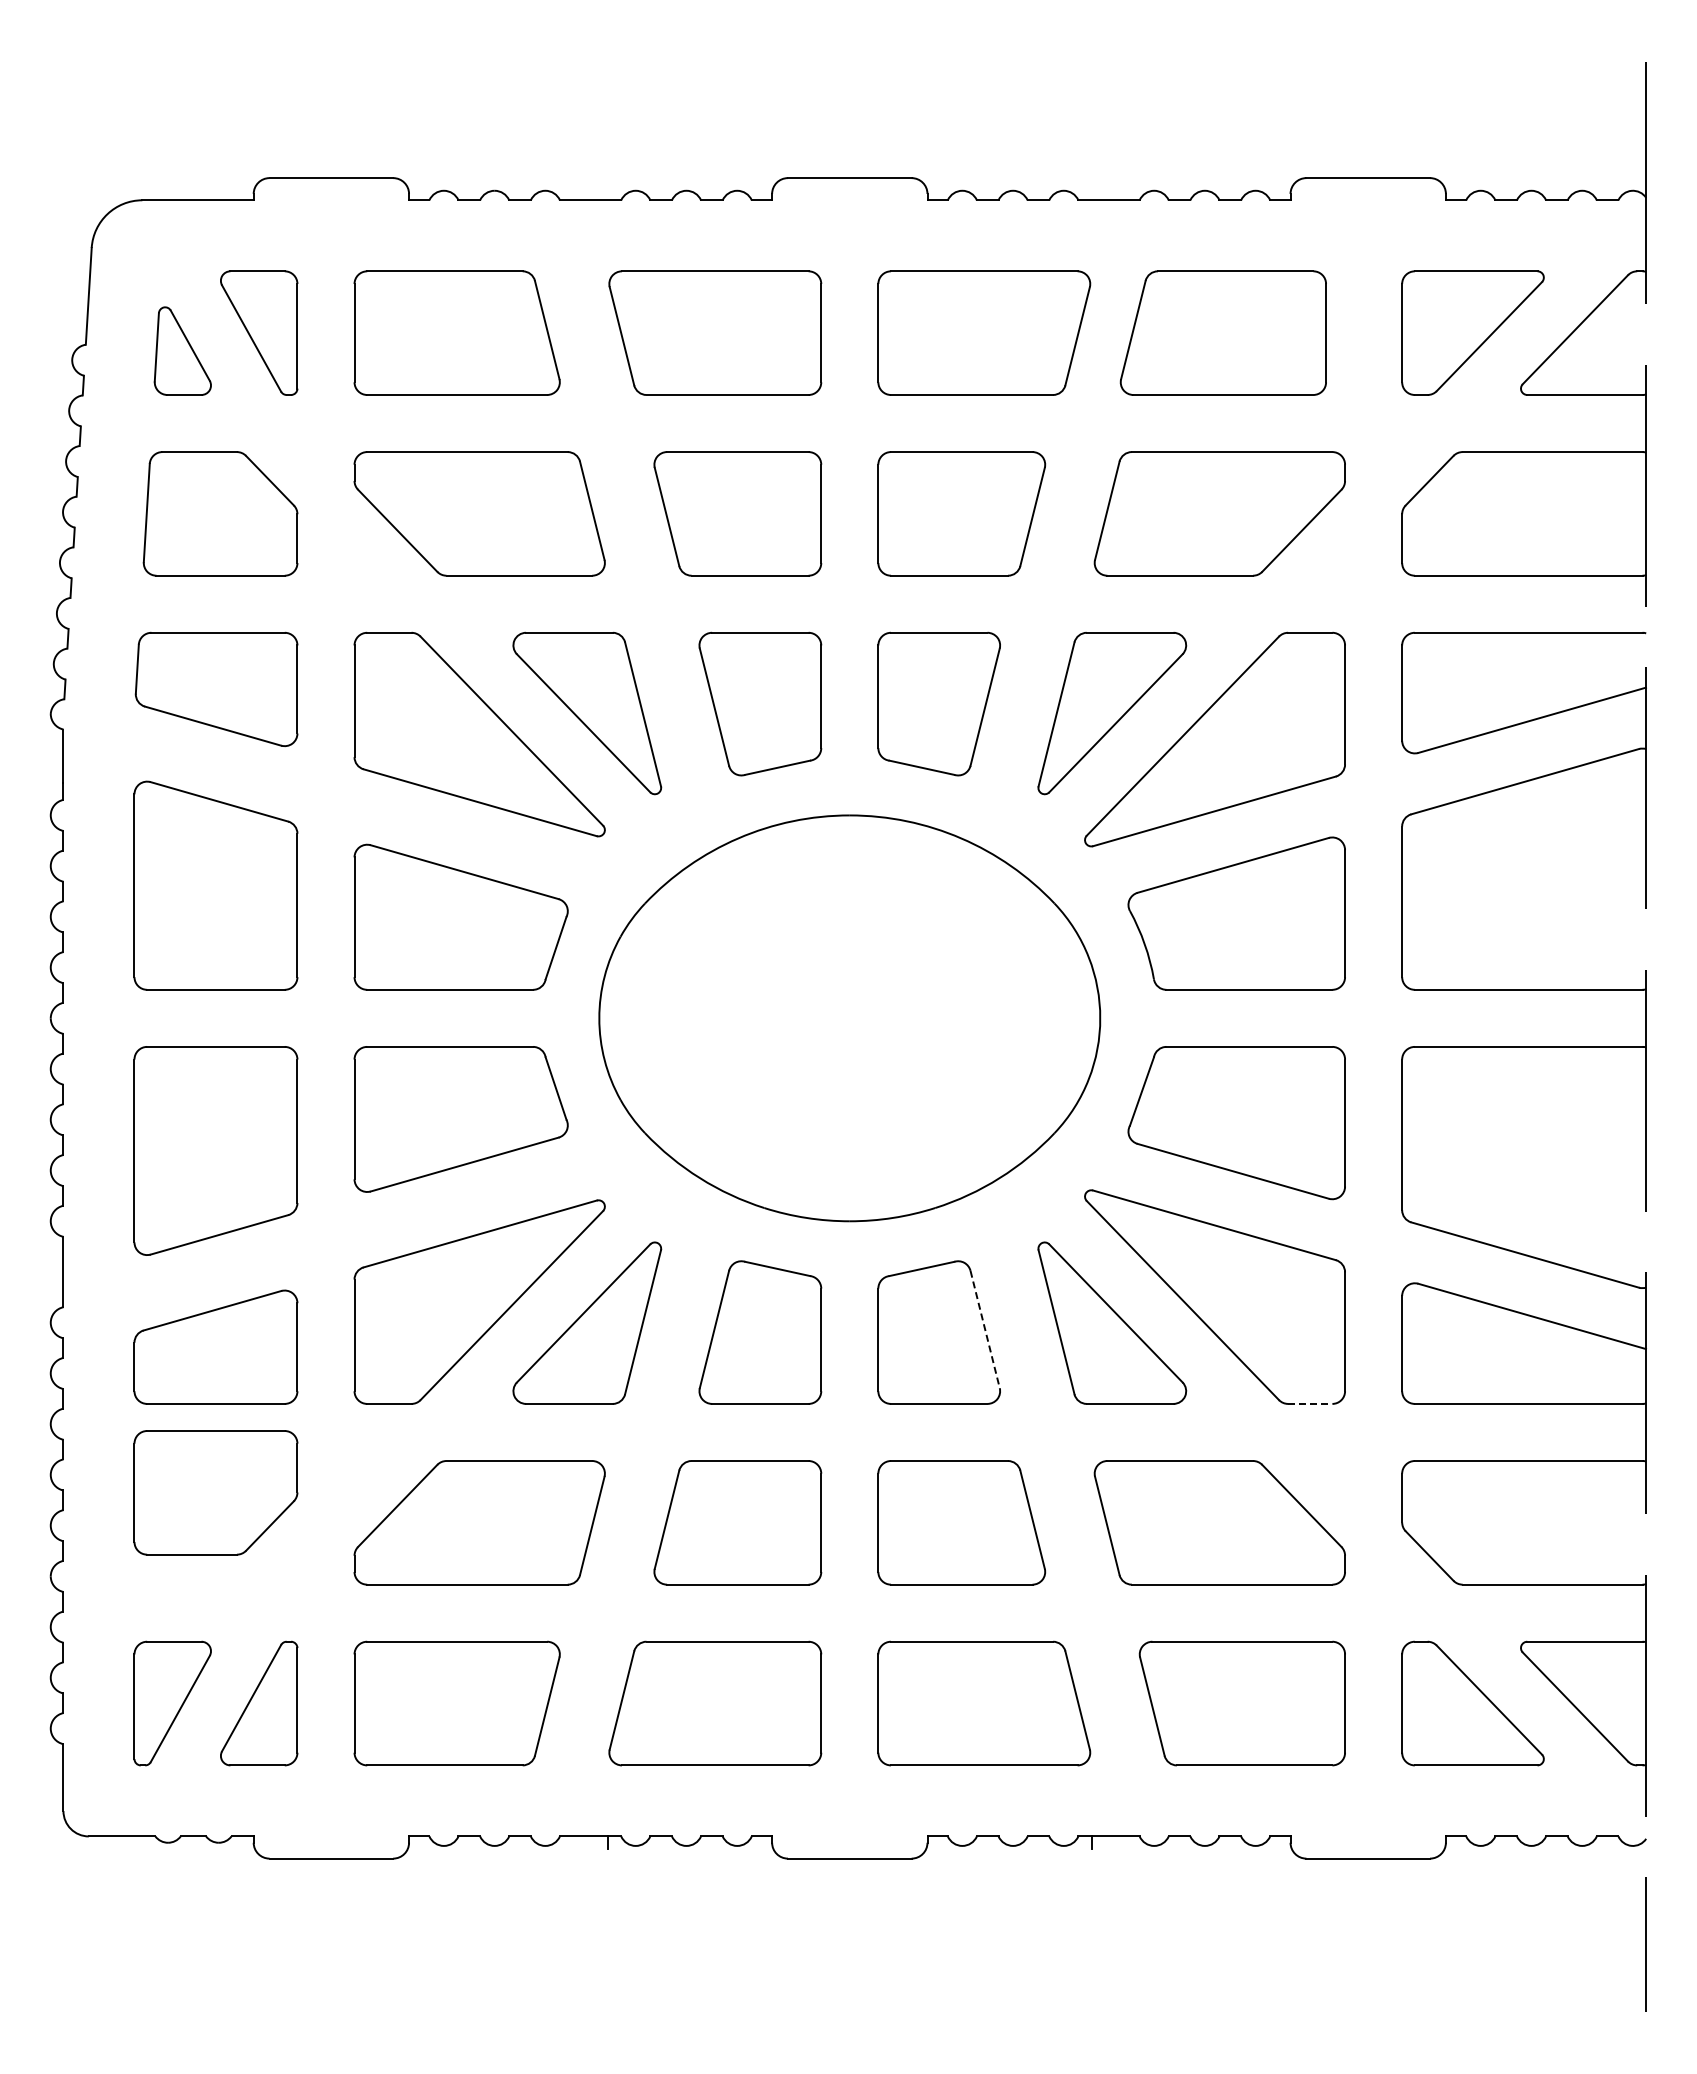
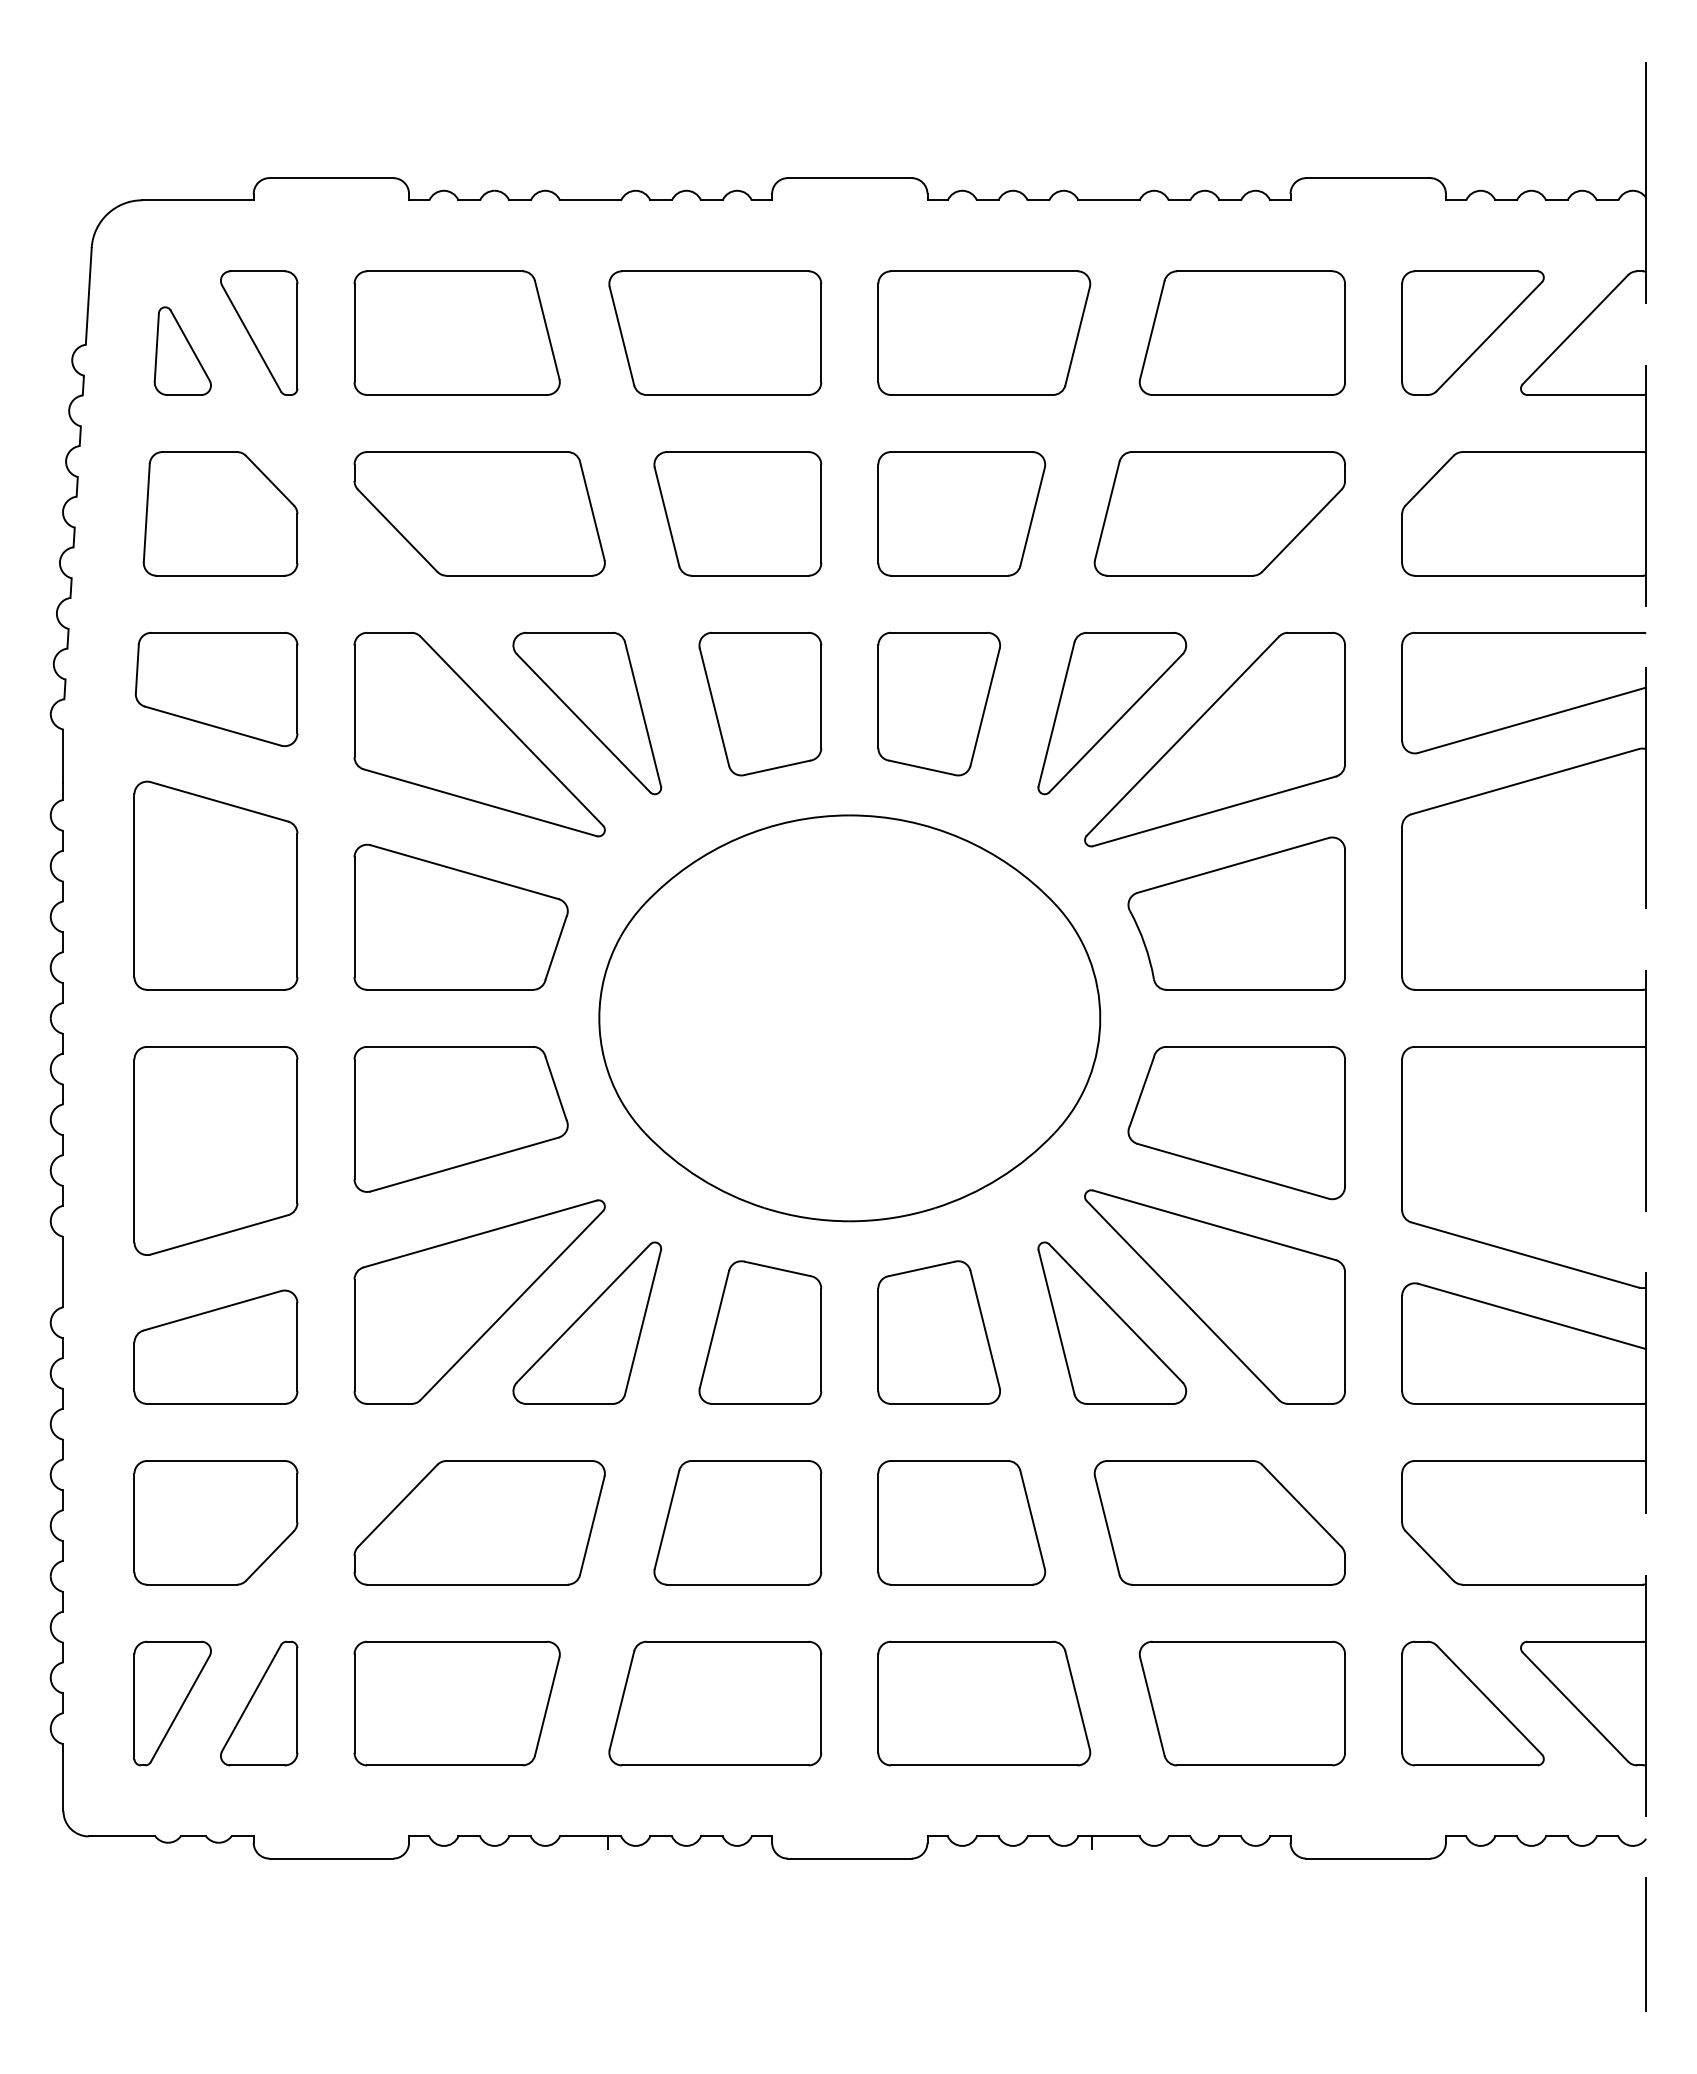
part position: (1222, 332) -> (1241, 332) (1241, 332)
line: dashed -> solid (985, 1330)
line: dashed -> solid (1310, 1403)
part position: (215, 1492) -> (215, 1522) (215, 1522)
